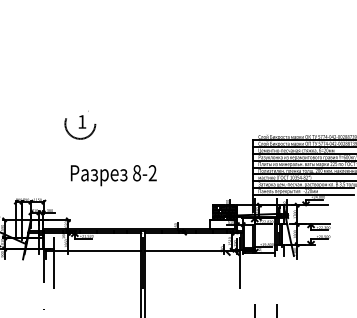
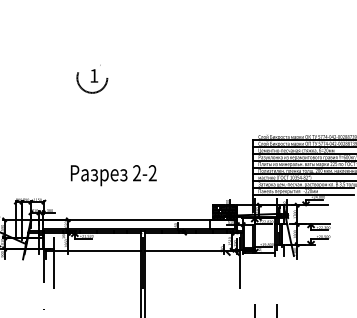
part position: (80, 124) -> (92, 78) (92, 78)
text: 8-2 -> 2-2 (137, 173)
line: none -> present (126, 219)
